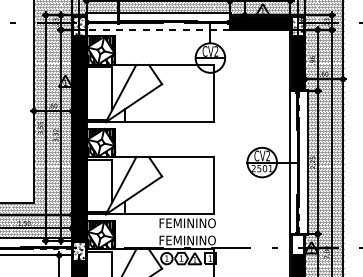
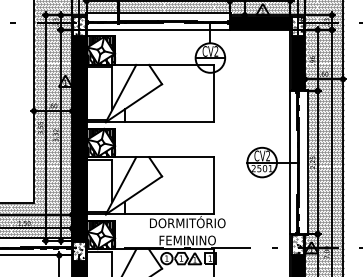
line: dashed -> solid (158, 29)
text: FEMININO -> DORMITÓRIO (187, 222)
hatch: none -> present (297, 244)
